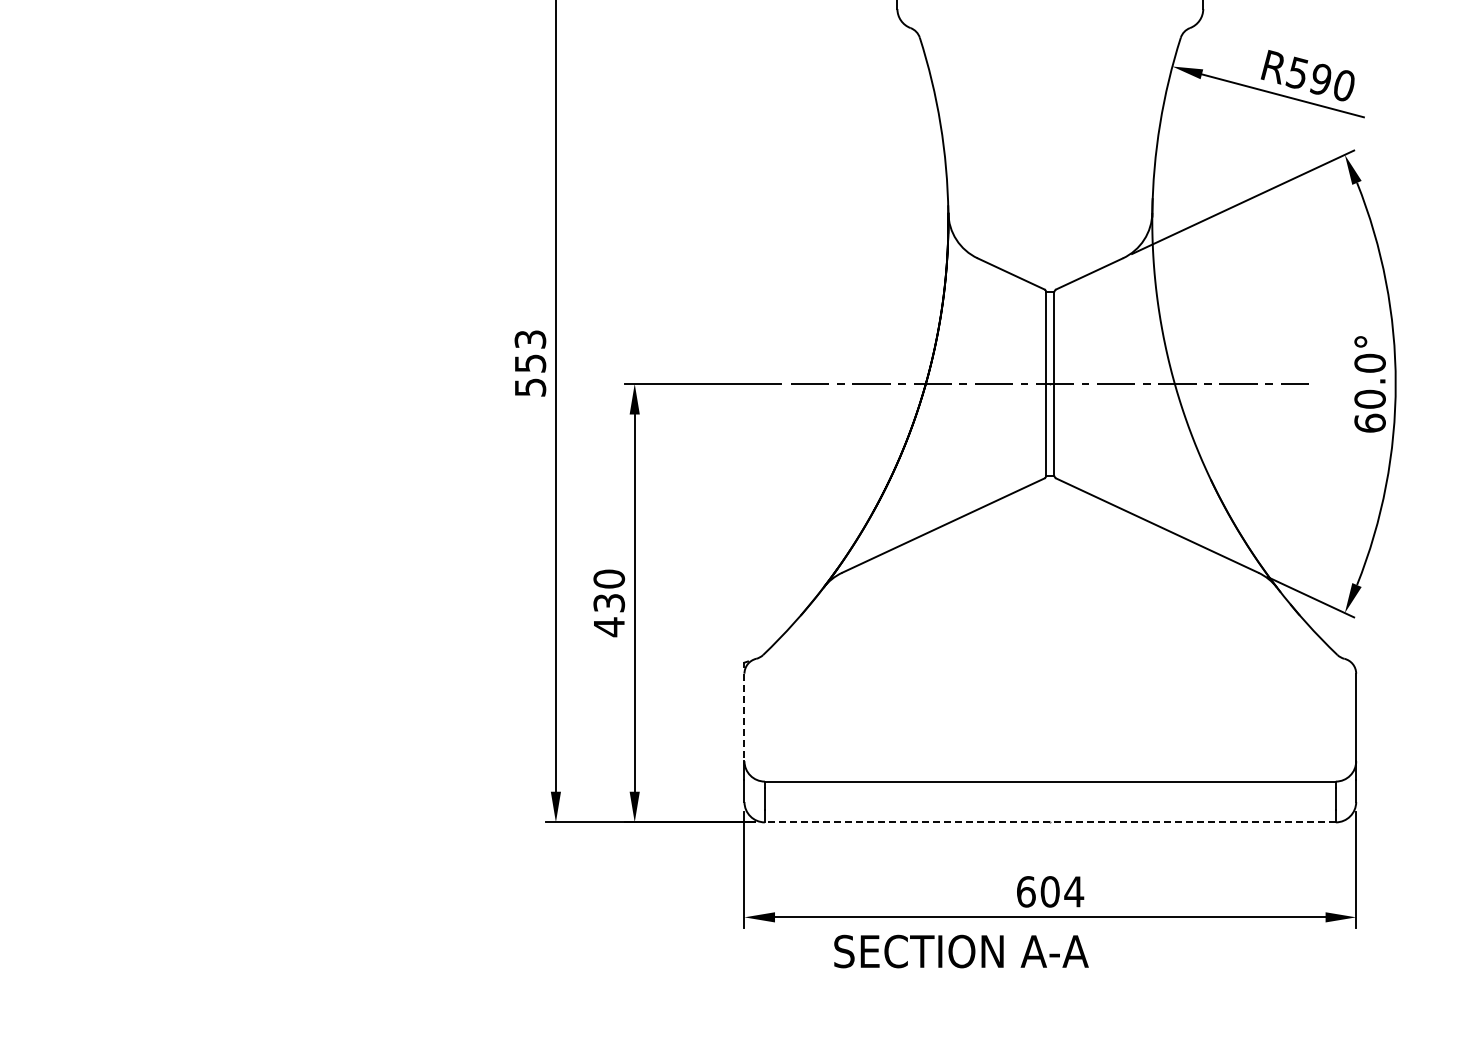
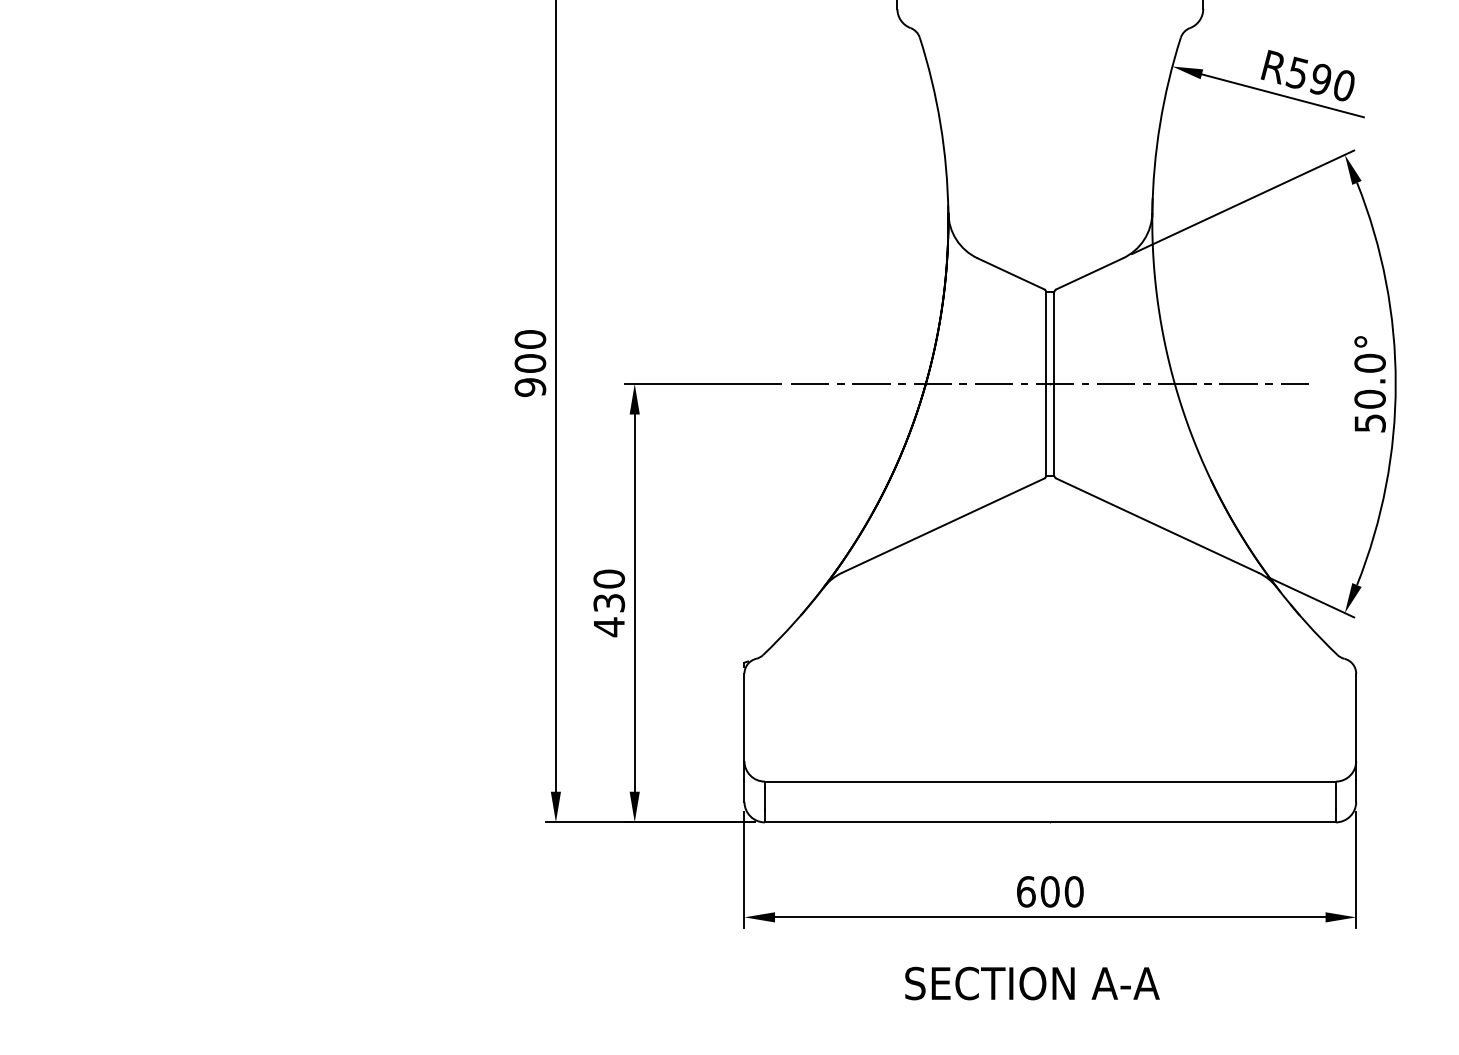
text: 553 -> 900 (530, 363)
text: 60.0° -> 50.0° (1369, 422)
line: dashed -> solid (744, 717)
line: dashed -> solid (1049, 822)
text: 604 -> 600 (1074, 891)
text position: (961, 951) -> (1032, 983) (1032, 983)
